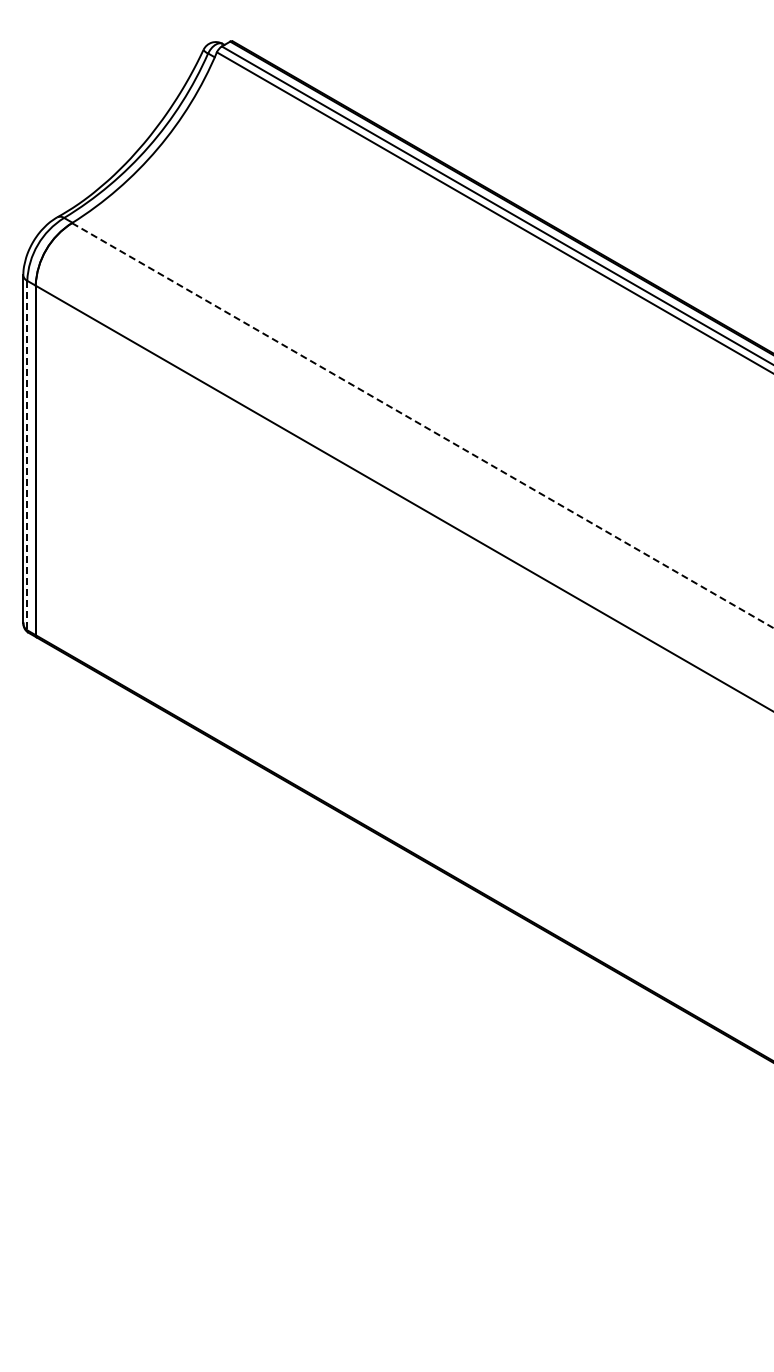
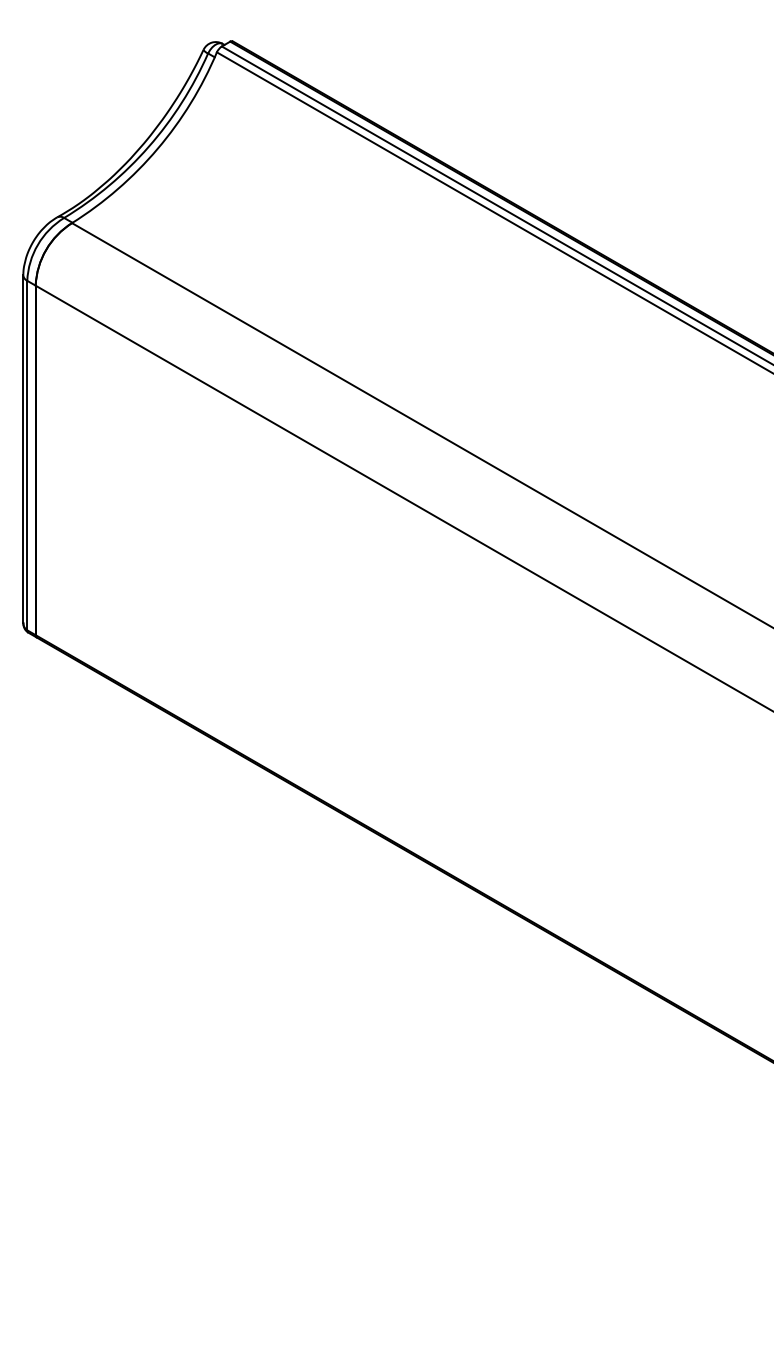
line: dashed -> solid (422, 425)
line: dashed -> solid (27, 455)
